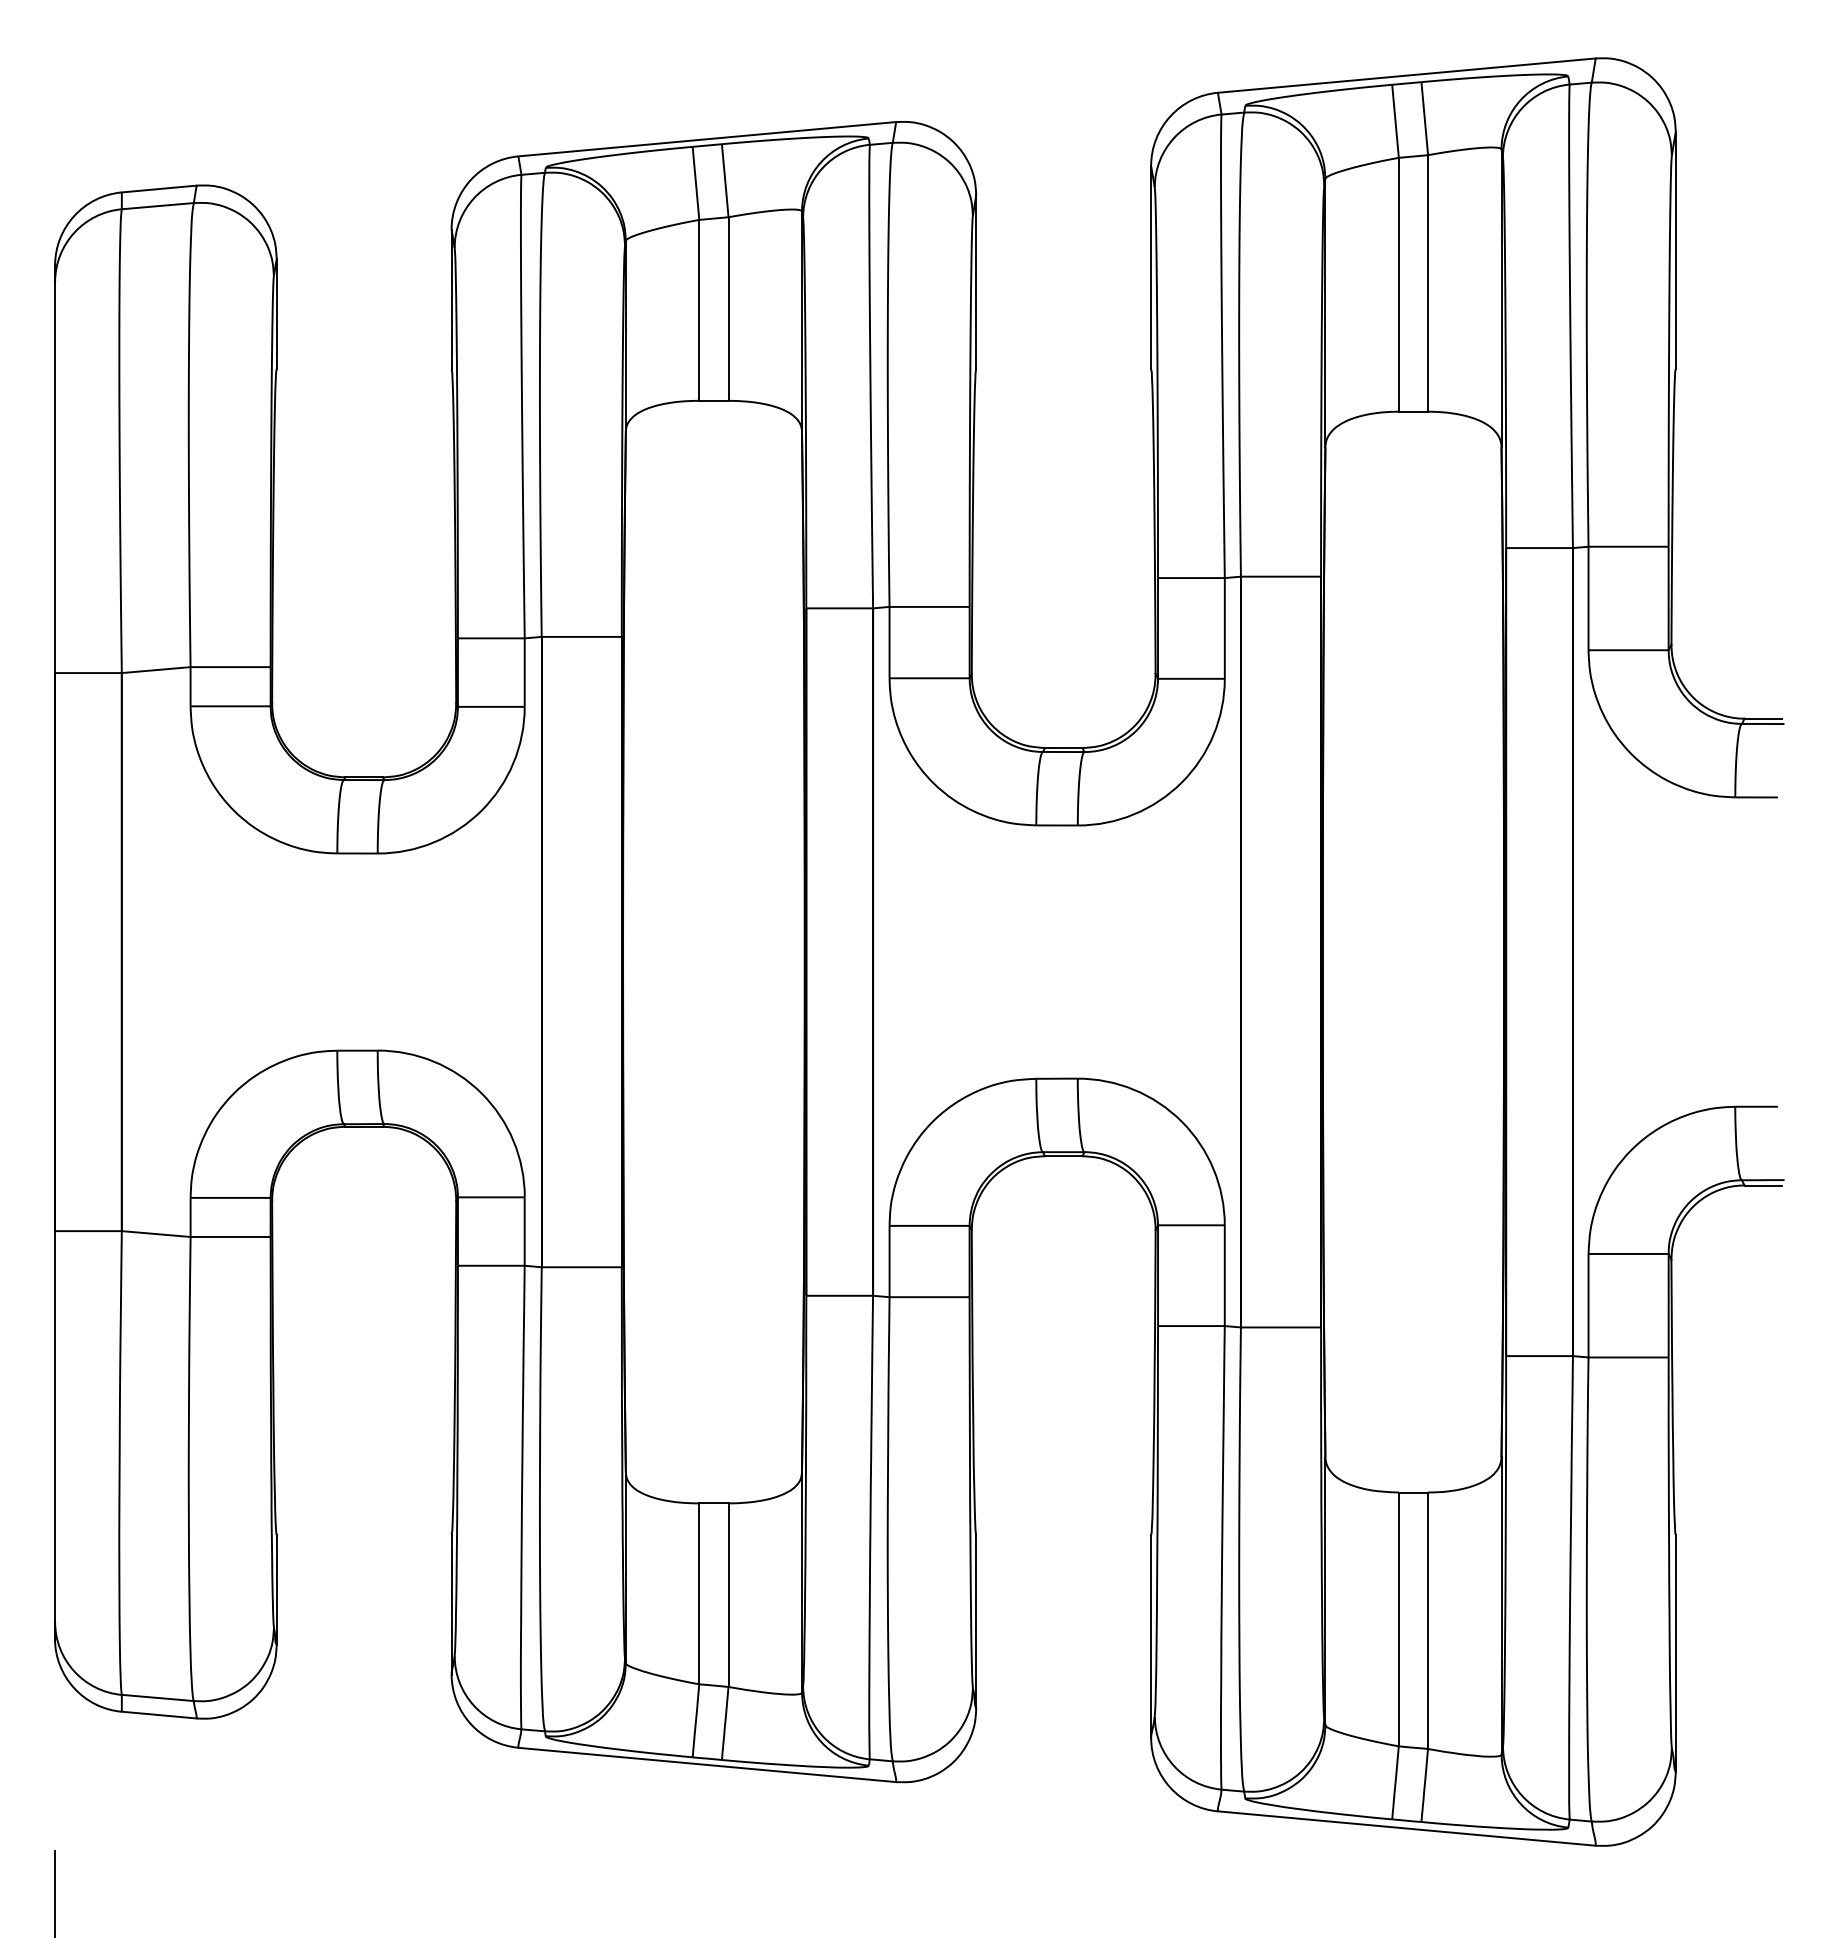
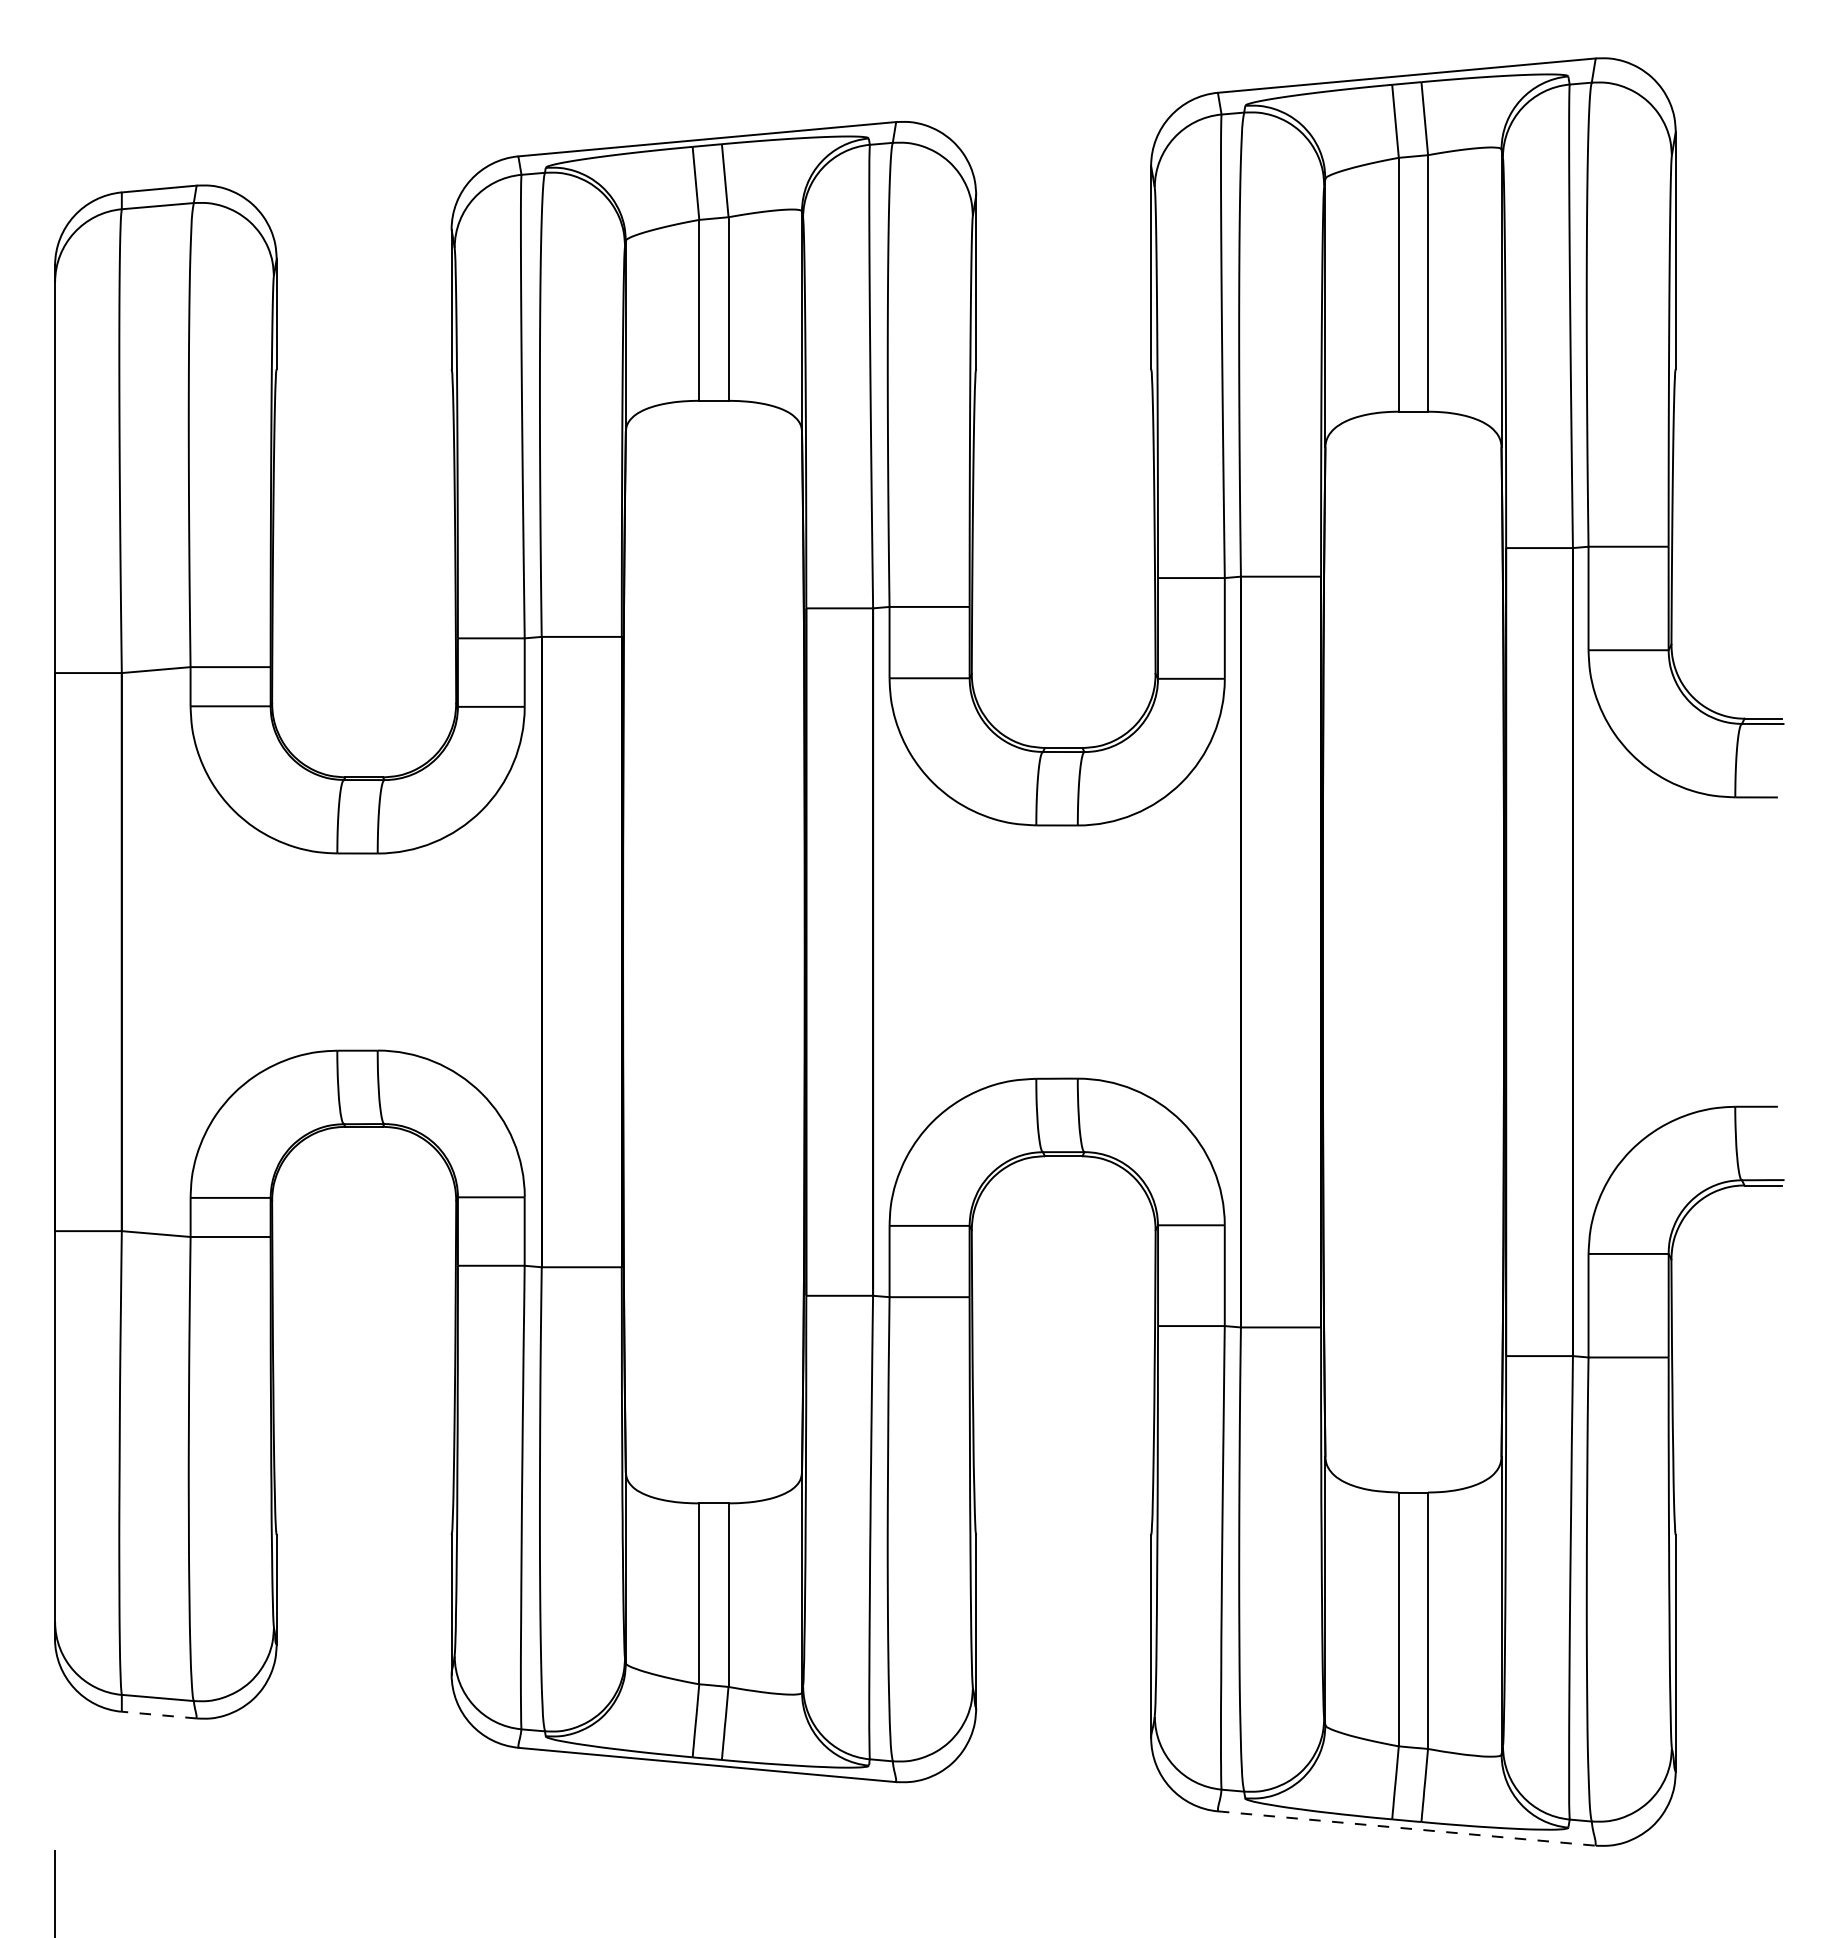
line: solid -> dashed (159, 1715)
line: solid -> dashed (1406, 1828)
